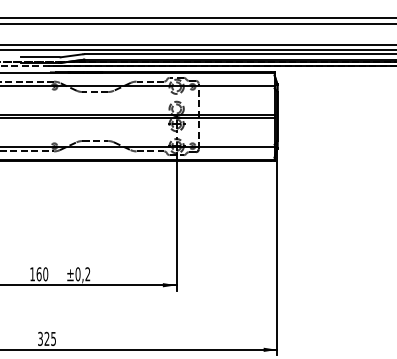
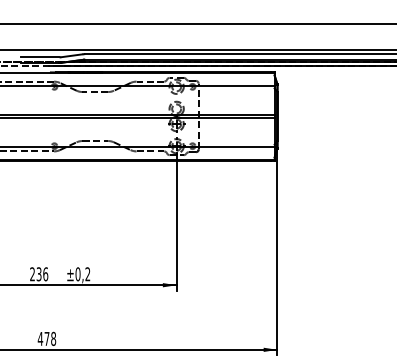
line: present -> none (197, 18)
line: present -> none (197, 45)
text: 160 -> 236 (39, 274)
text: 325 -> 478 (46, 338)
